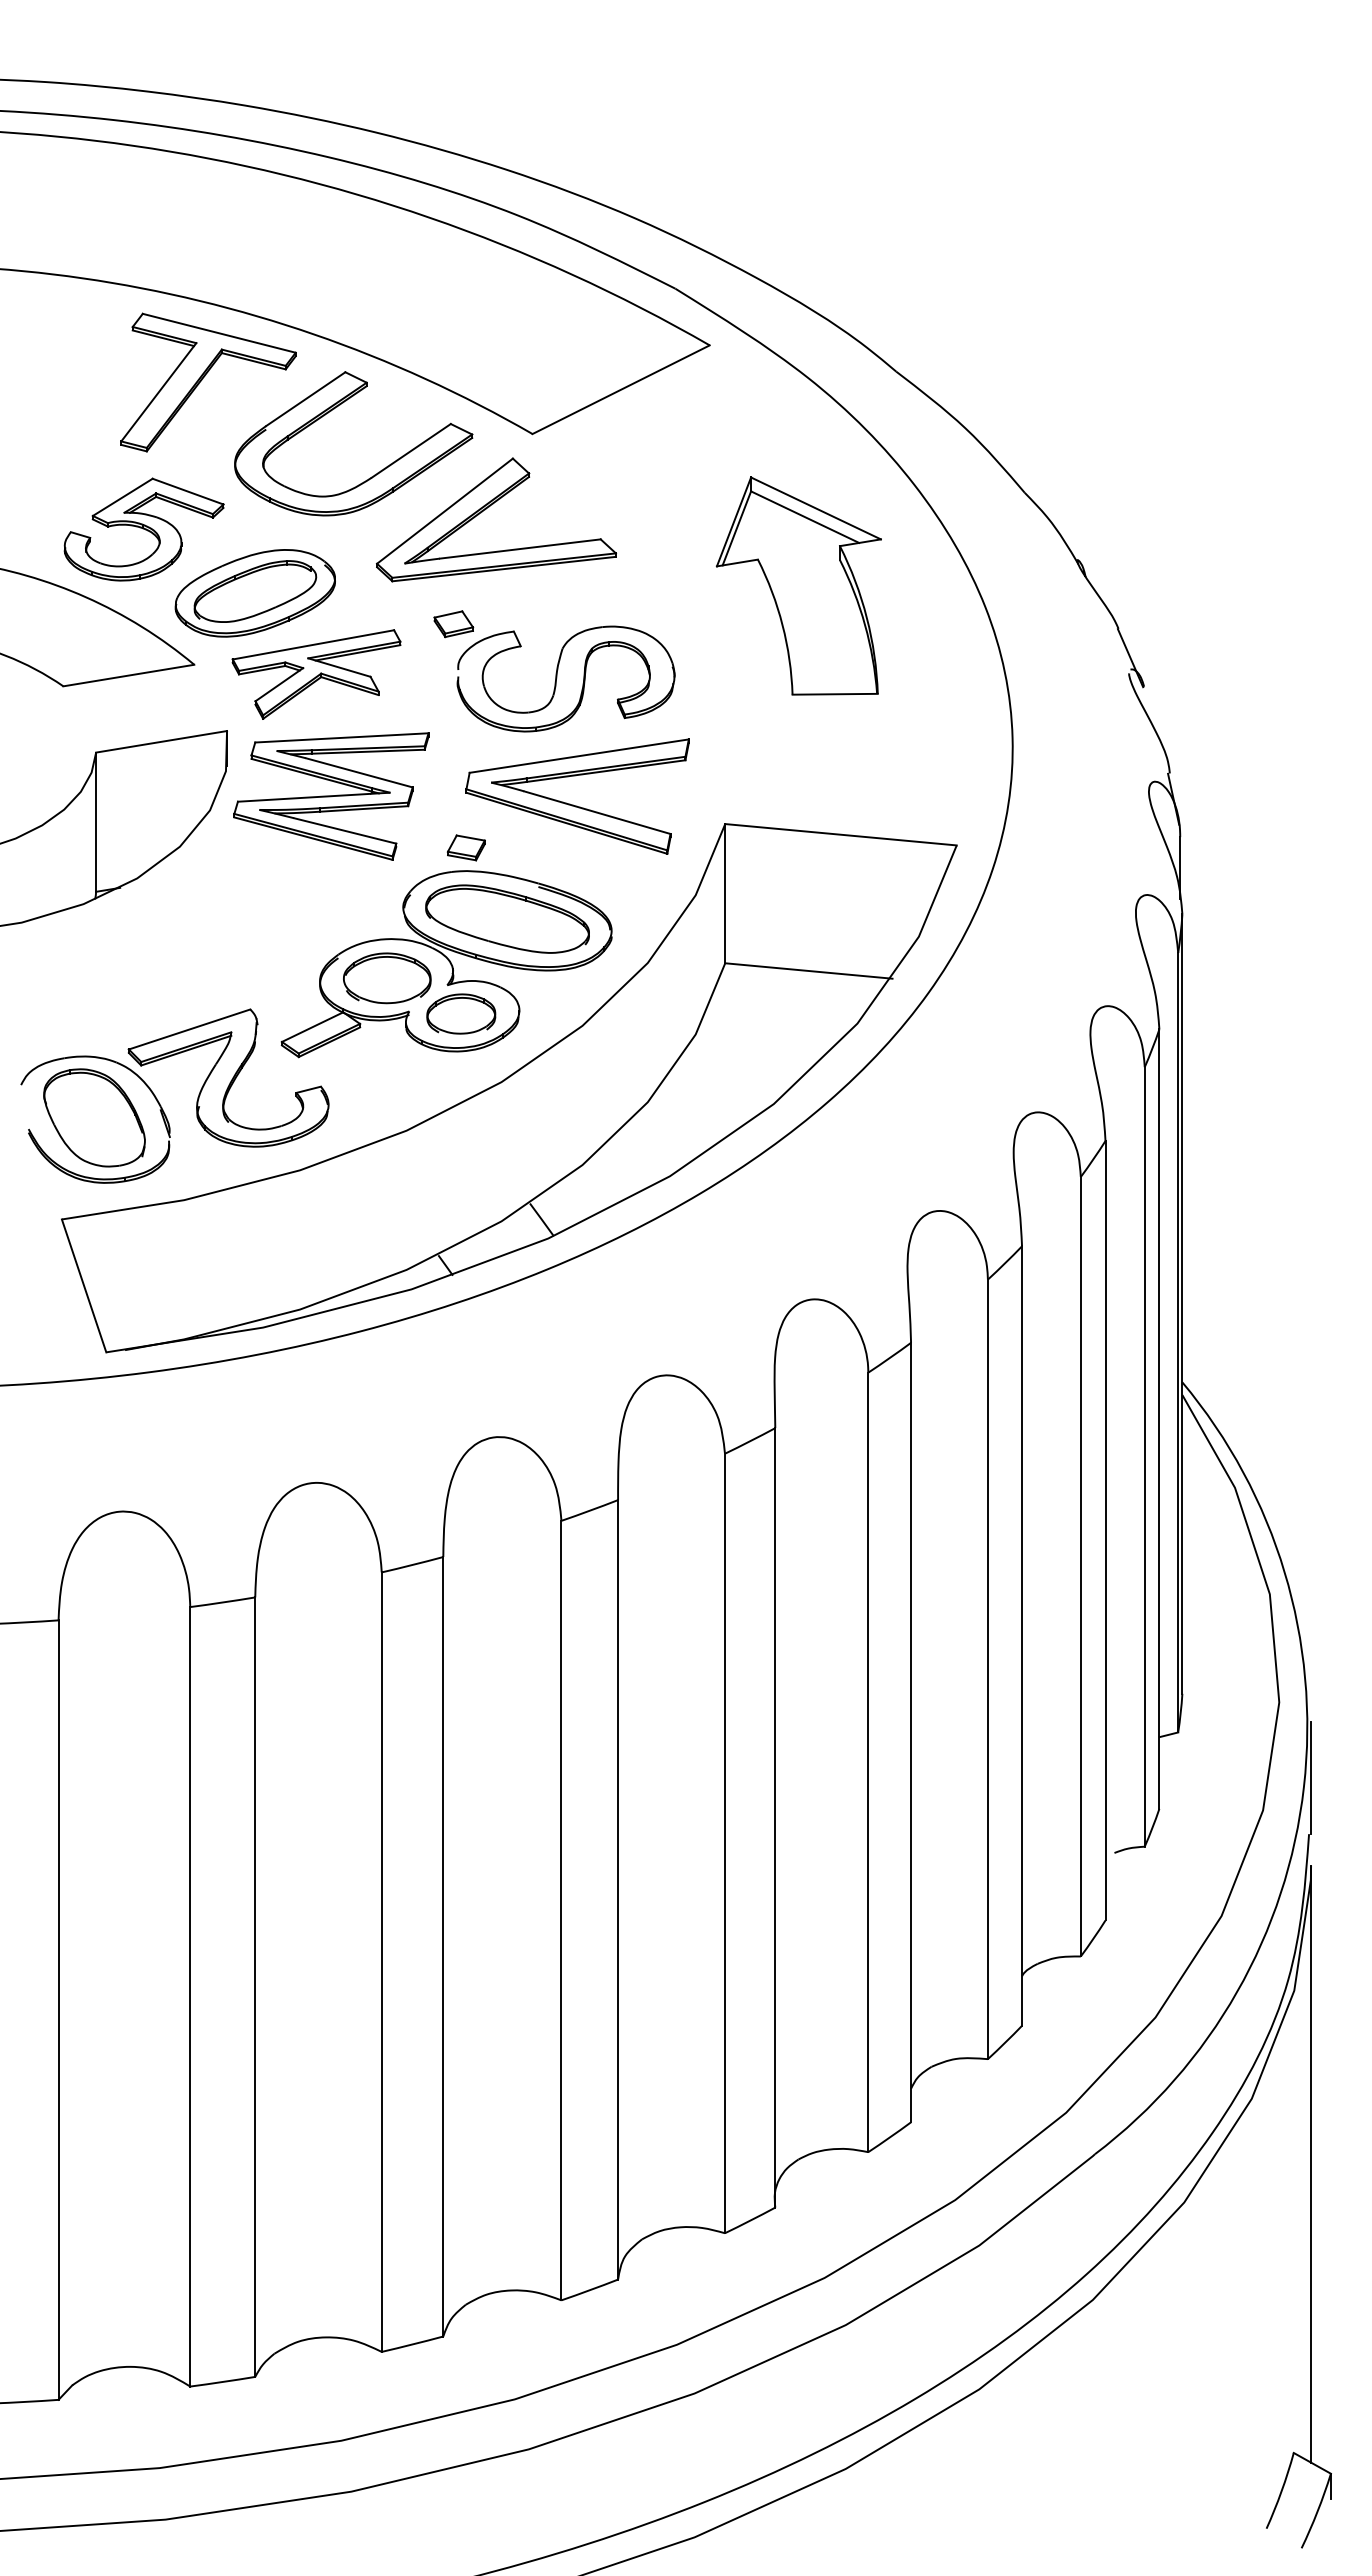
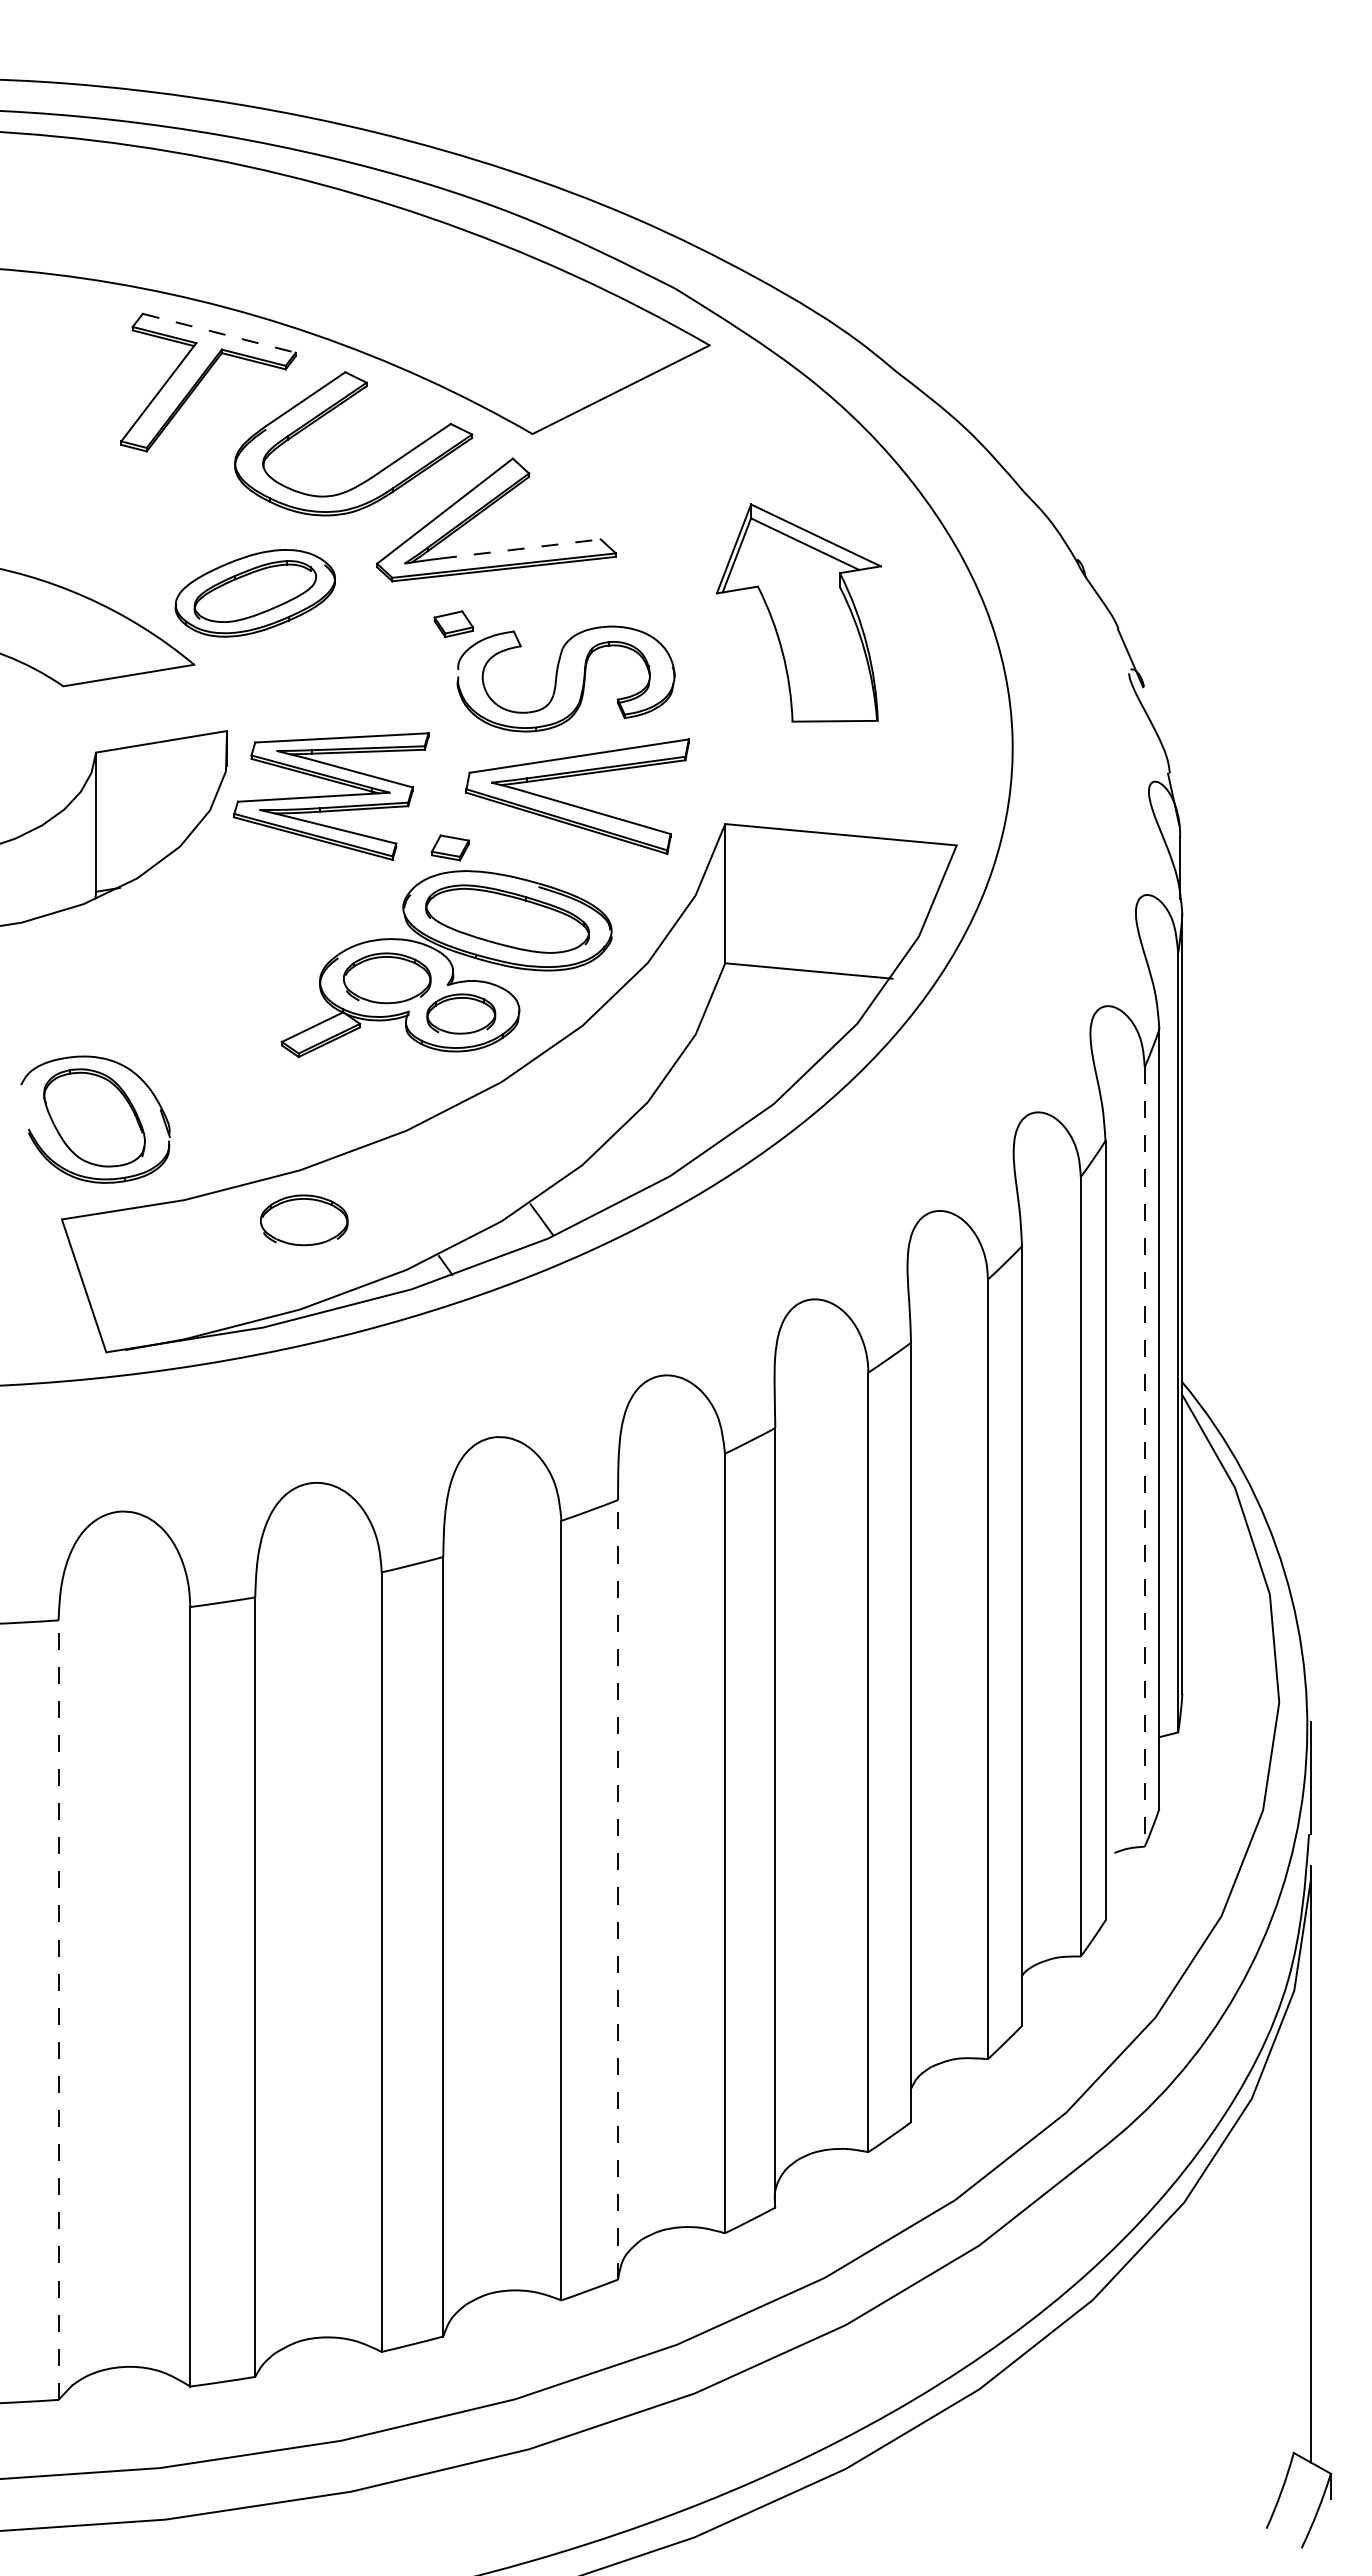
line: solid -> dashed (219, 333)
part: present -> none (143, 529)
line: solid -> dashed (520, 549)
part position: (798, 585) -> (798, 612) (798, 612)
part: present -> none (316, 674)
part position: (465, 847) -> (449, 847) (449, 847)
part: present -> none (228, 1077)
part: none -> present (304, 1220)
line: solid -> dashed (1144, 1456)
line: solid -> dashed (618, 1889)
line: solid -> dashed (58, 2010)
